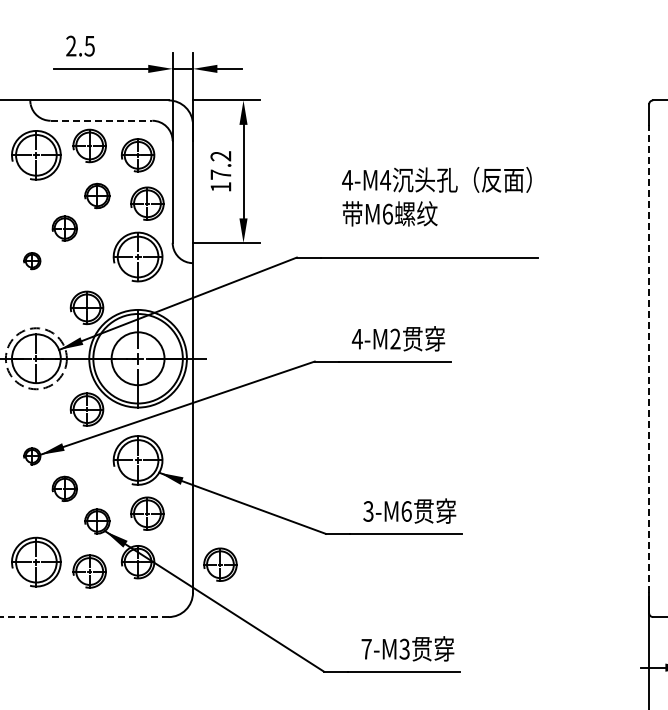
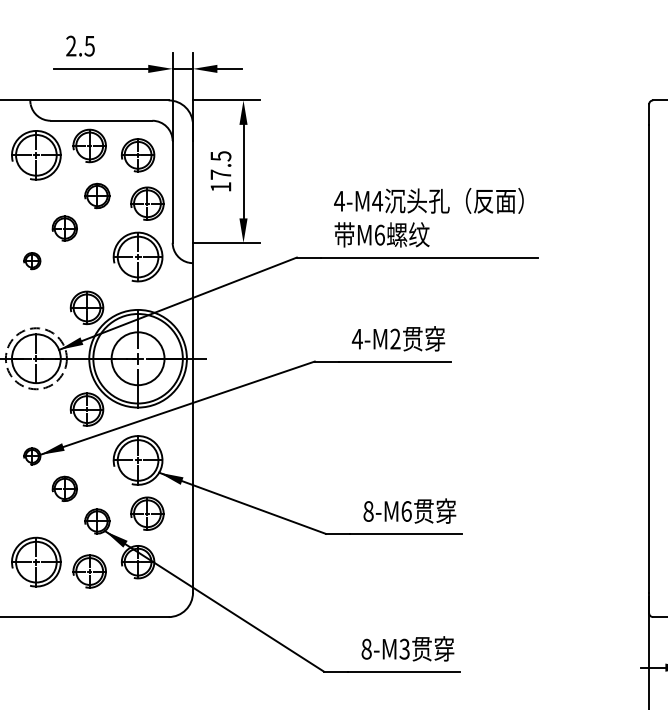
line: dashed -> solid (101, 120)
text: 17.2 -> 17.5 (220, 156)
text position: (436, 196) -> (428, 217) (428, 217)
line: dashed -> solid (649, 358)
text: 3-M6 -> 8-M6 (368, 511)
part: present -> none (220, 564)
line: dashed -> solid (84, 617)
text: 7-M3 -> 8-M3 (366, 648)
